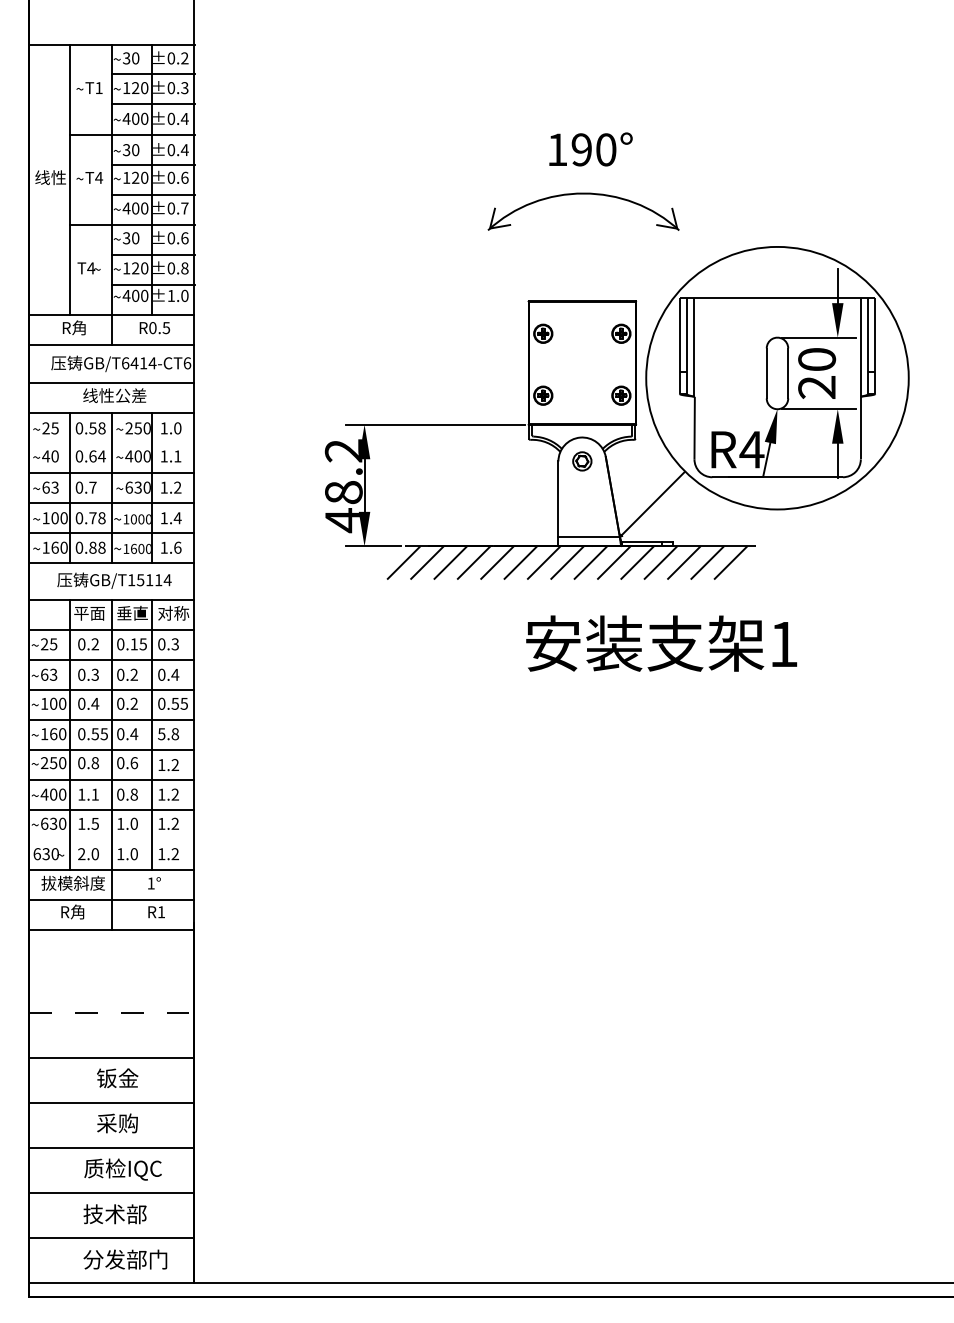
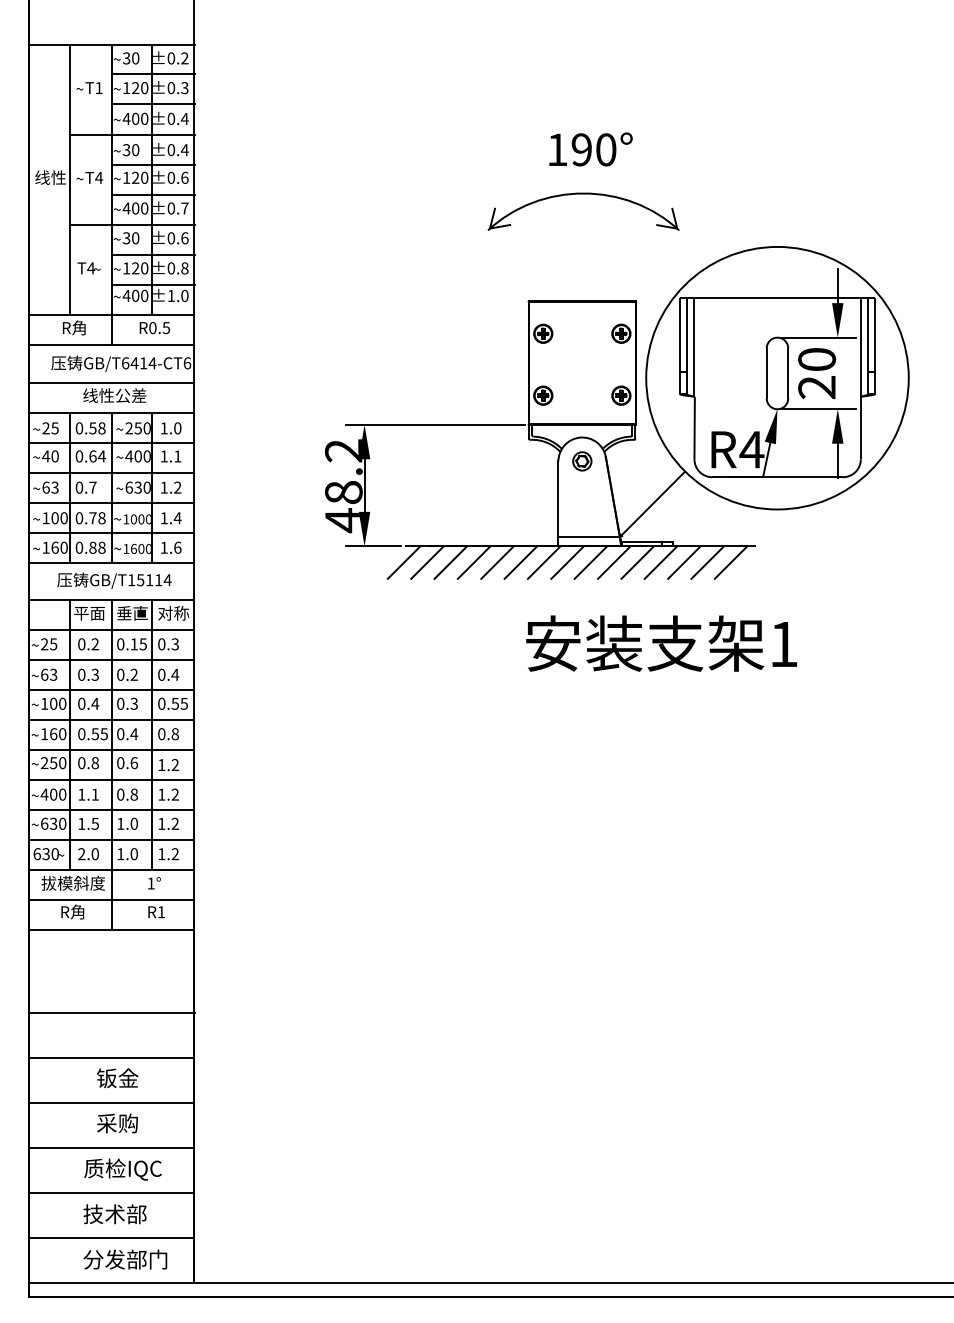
line: none -> present (110, 442)
text: 0.2 -> 0.3 (133, 703)
text: 5.8 -> 0.8 (161, 734)
line: none -> present (110, 840)
line: dashed -> solid (112, 1013)
